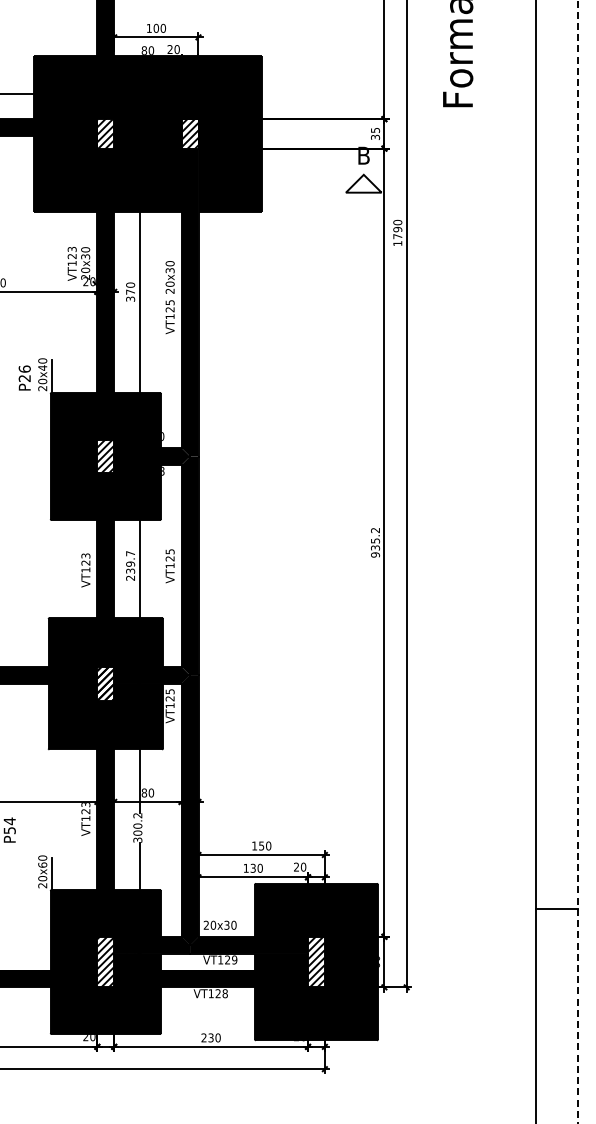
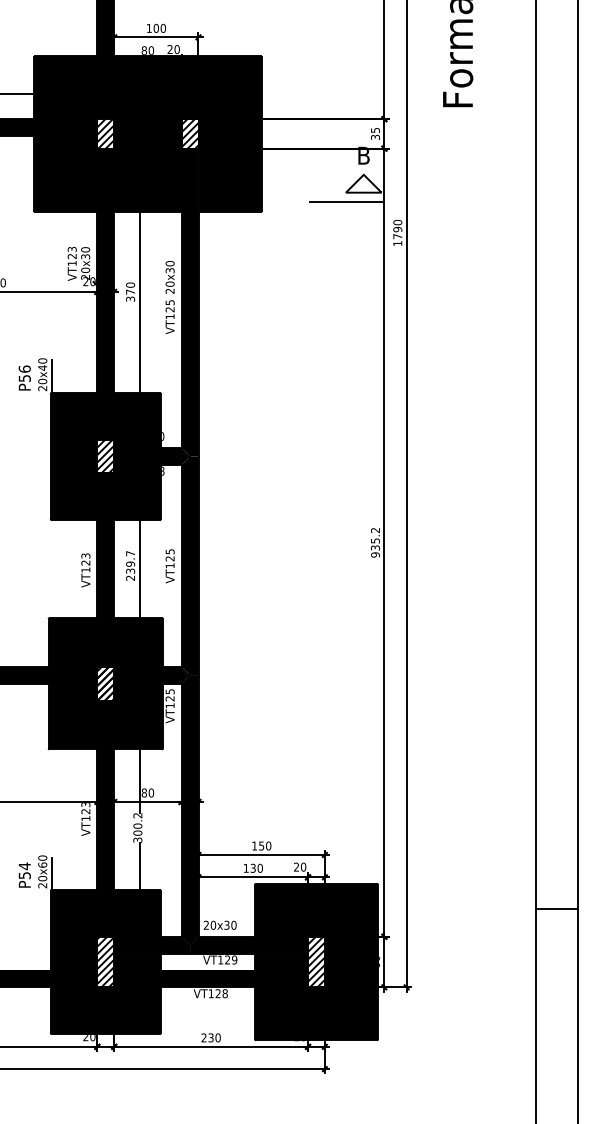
line: none -> present (345, 201)
text: P26 -> P56 (24, 378)
line: dashed -> solid (578, 561)
text position: (9, 829) -> (24, 874) (24, 874)
